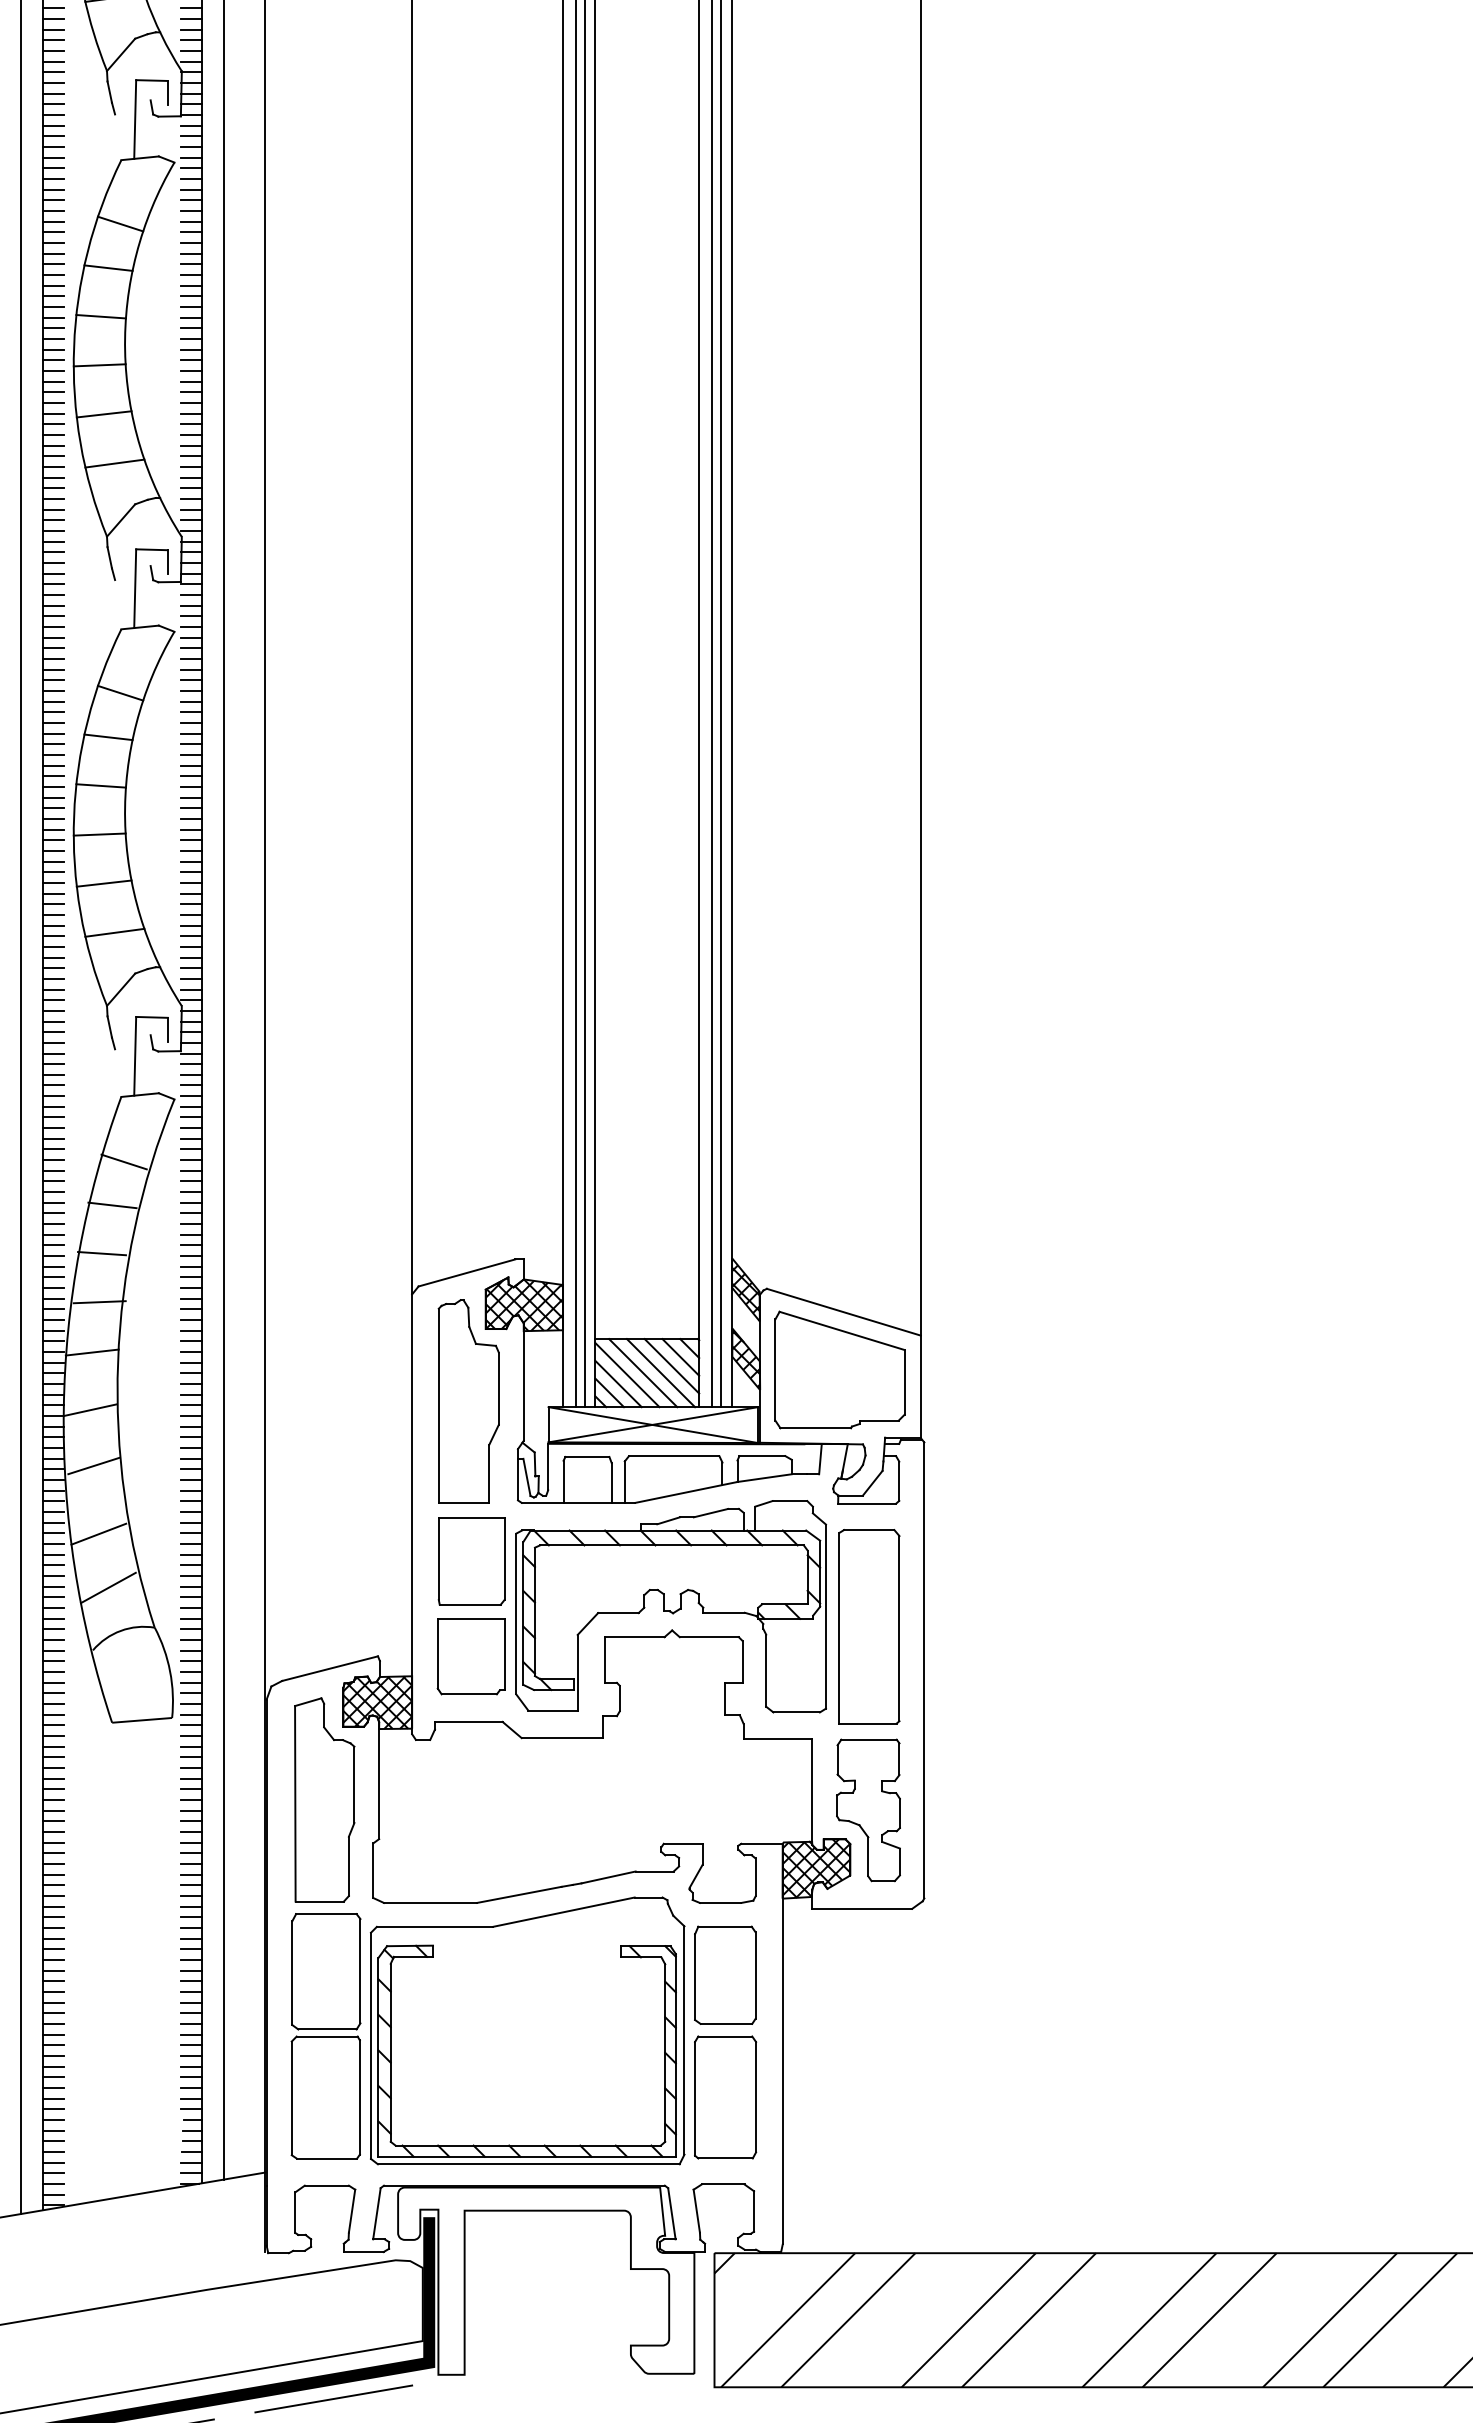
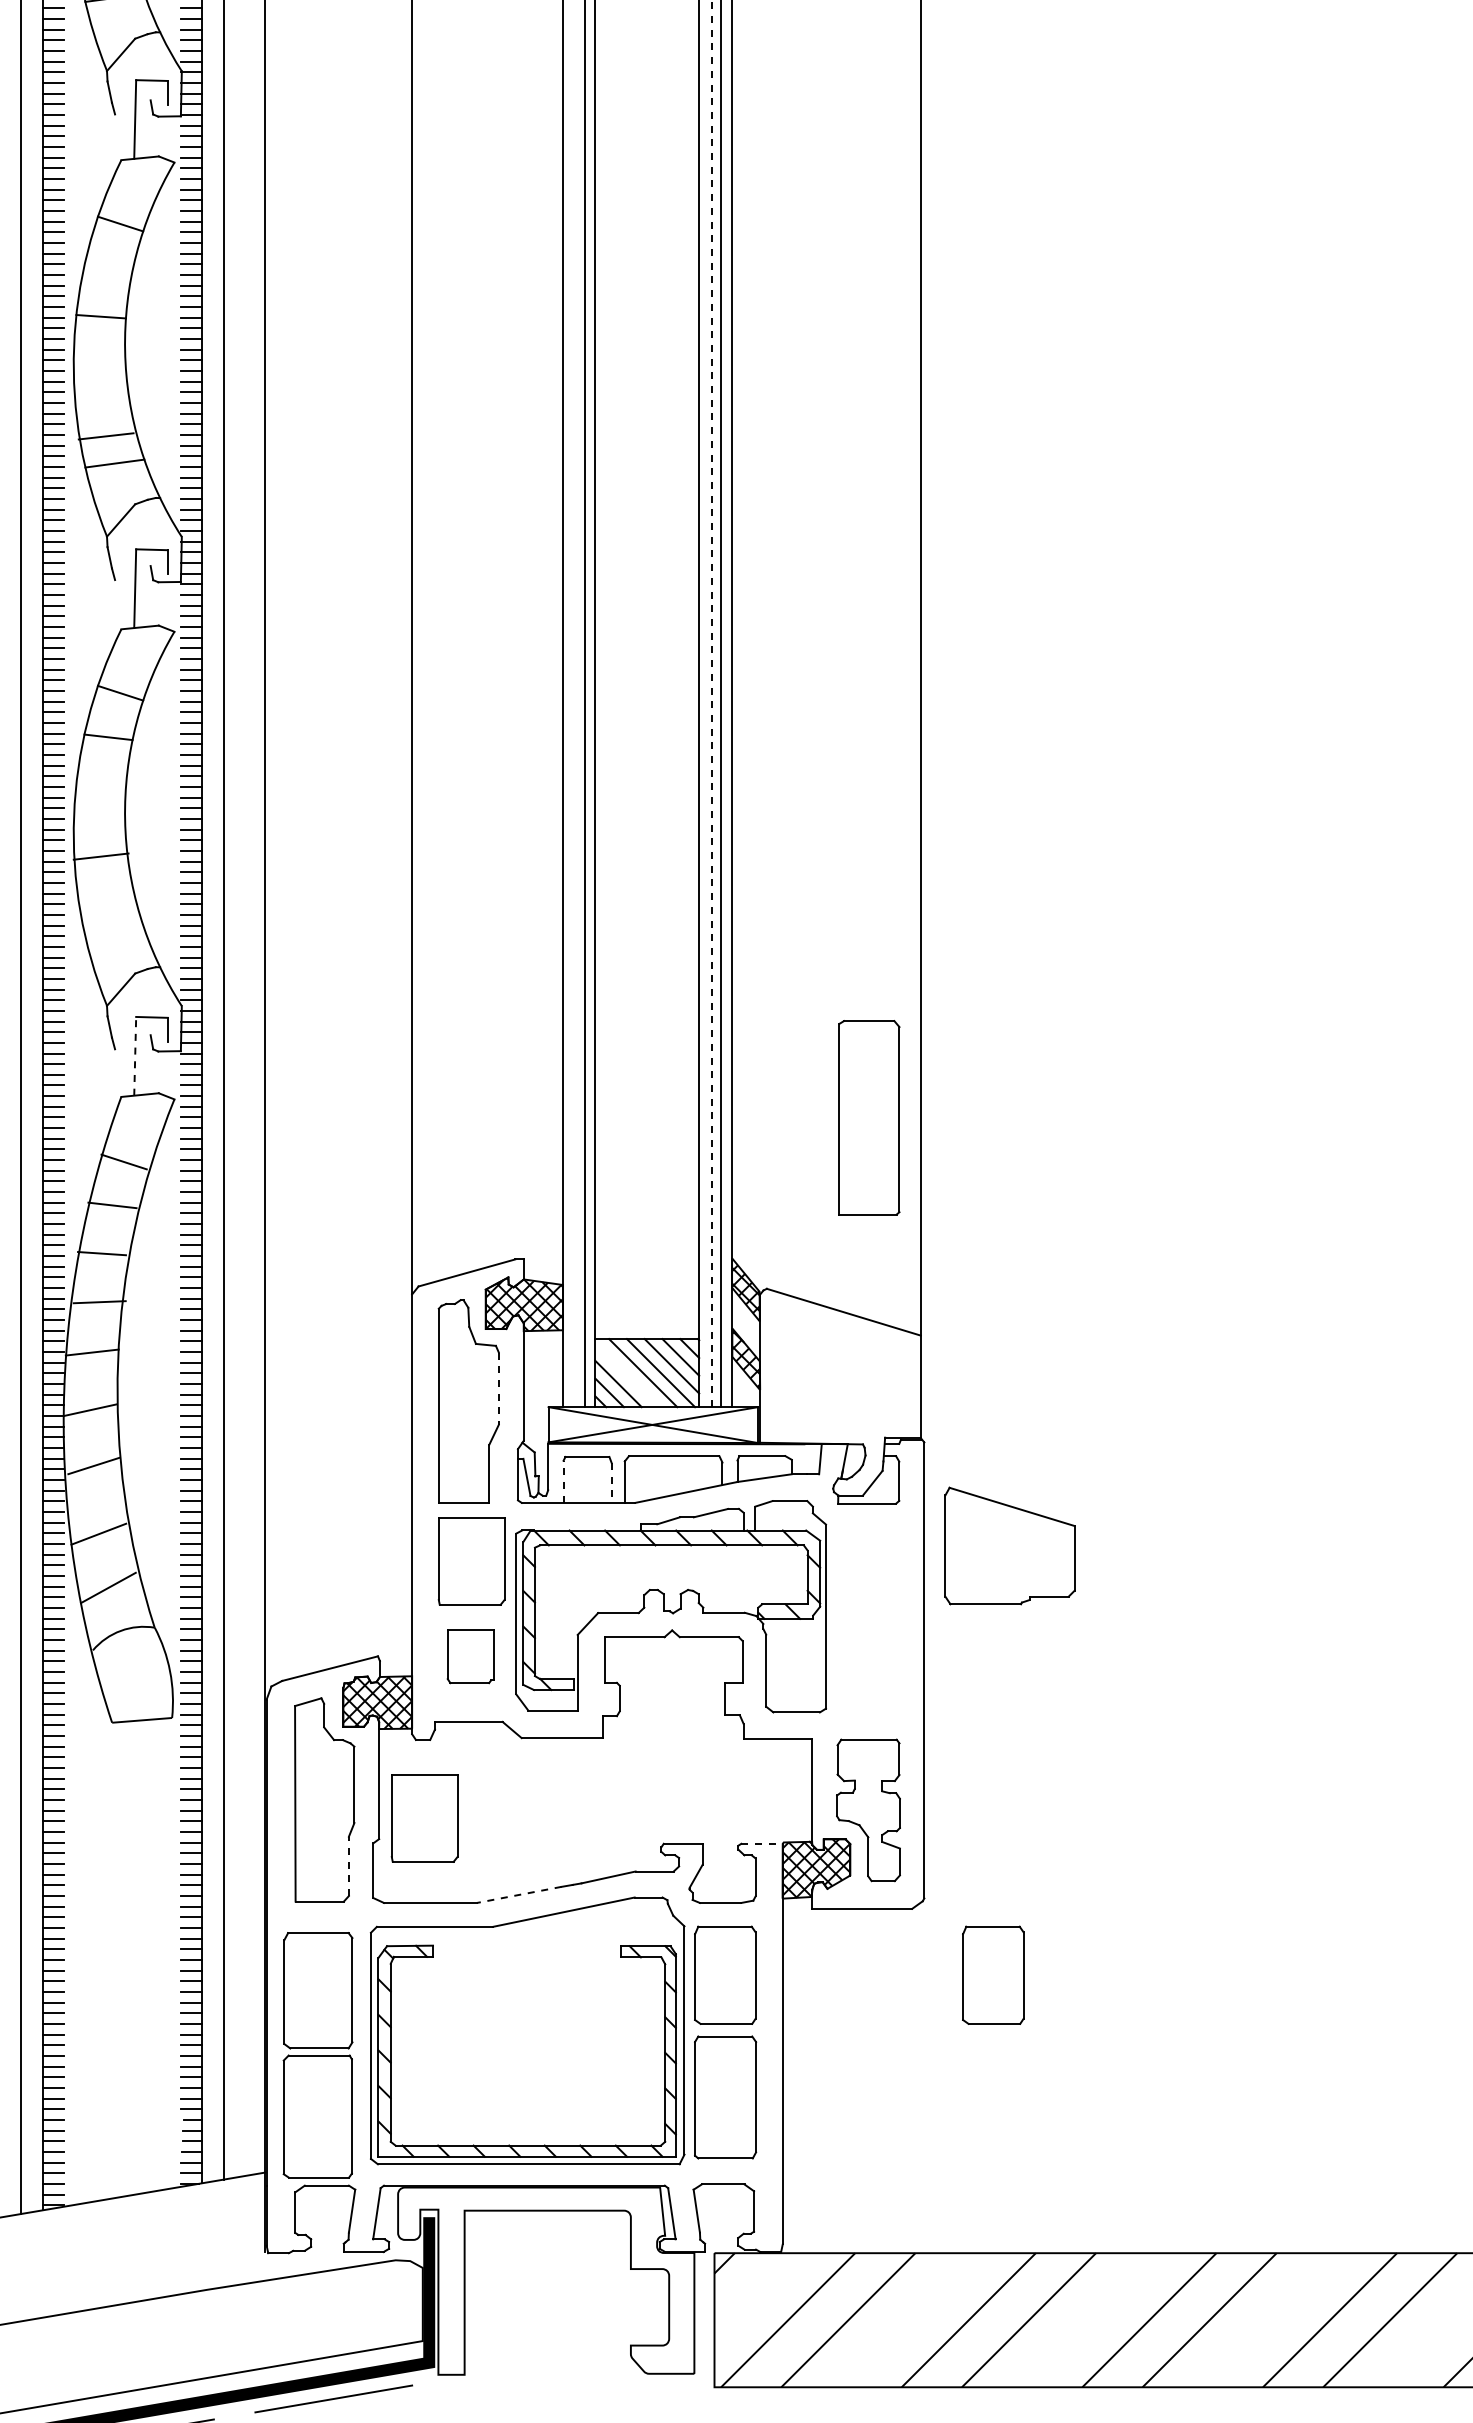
line: present -> none (108, 267)
line: present -> none (99, 365)
line position: (103, 414) -> (105, 436) (105, 436)
line: solid -> dashed (711, 703)
line: present -> none (575, 704)
line: present -> none (100, 785)
line: present -> none (99, 834)
line position: (103, 883) -> (100, 856) (100, 856)
line: present -> none (114, 932)
line: solid -> dashed (135, 1055)
part position: (839, 1369) -> (1009, 1545) (1009, 1545)
line: present -> none (627, 1375)
line: solid -> dashed (498, 1389)
line: solid -> dashed (563, 1481)
line: solid -> dashed (611, 1482)
part position: (869, 1626) -> (869, 1117) (869, 1117)
part size: 70x78 px -> 49x56 px (470, 1656)
part: none -> present (424, 1818)
line: solid -> dashed (762, 1843)
line: solid -> dashed (348, 1866)
line: solid -> dashed (518, 1895)
part: none -> present (993, 1974)
part position: (325, 2036) -> (317, 2055) (317, 2055)
